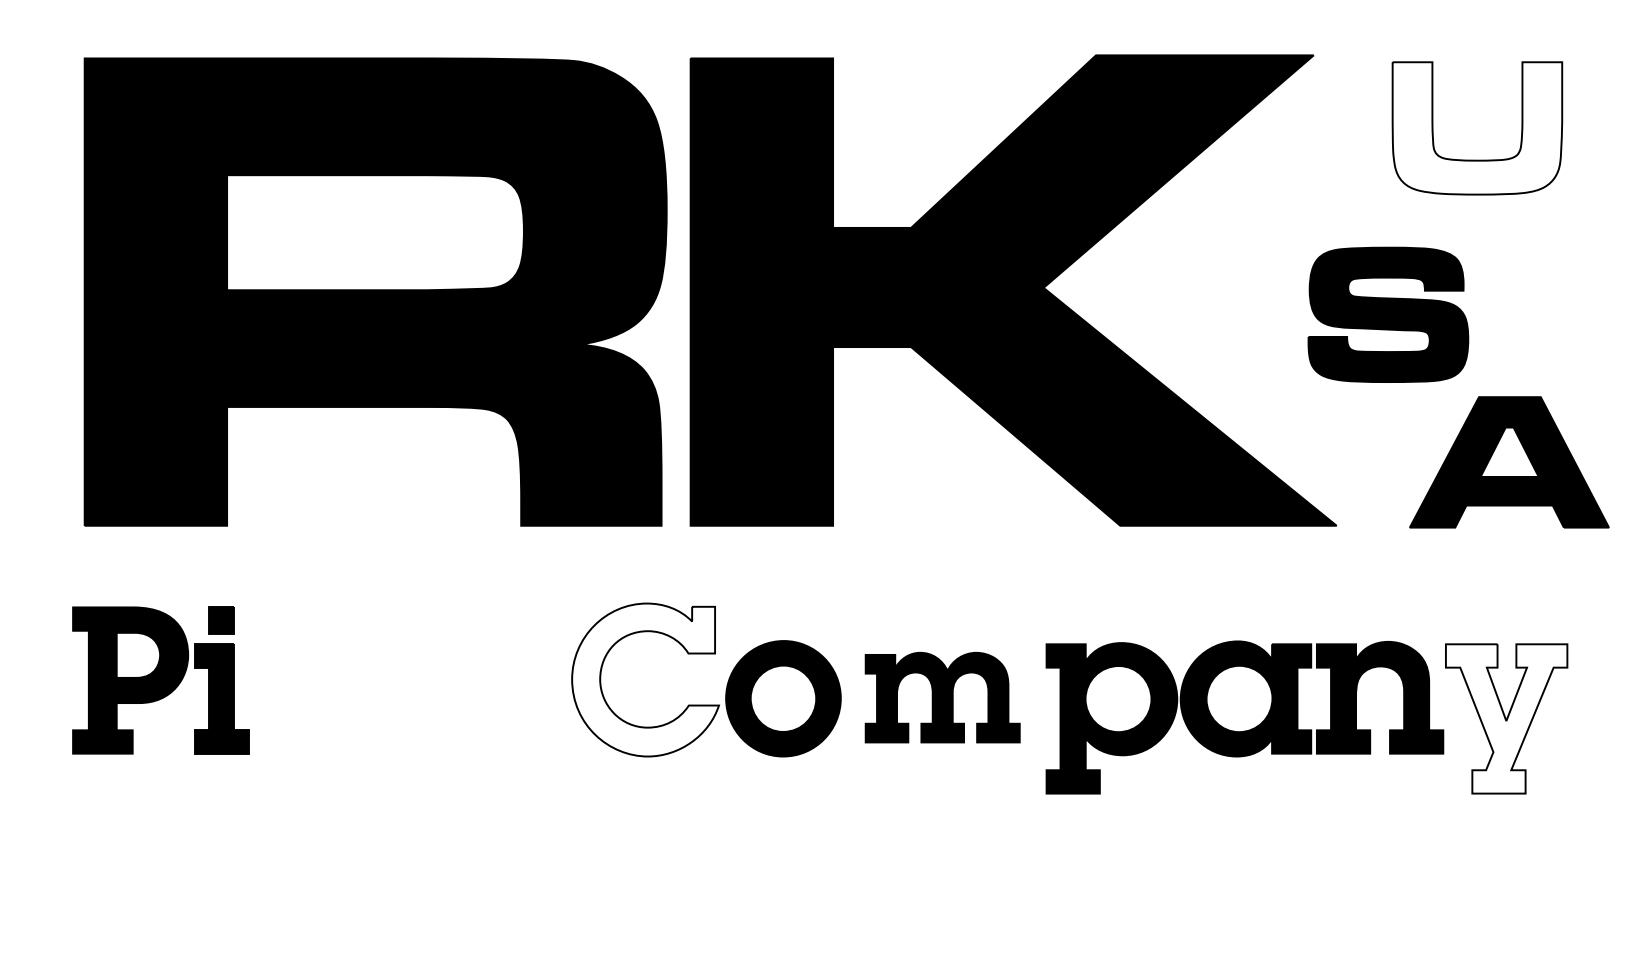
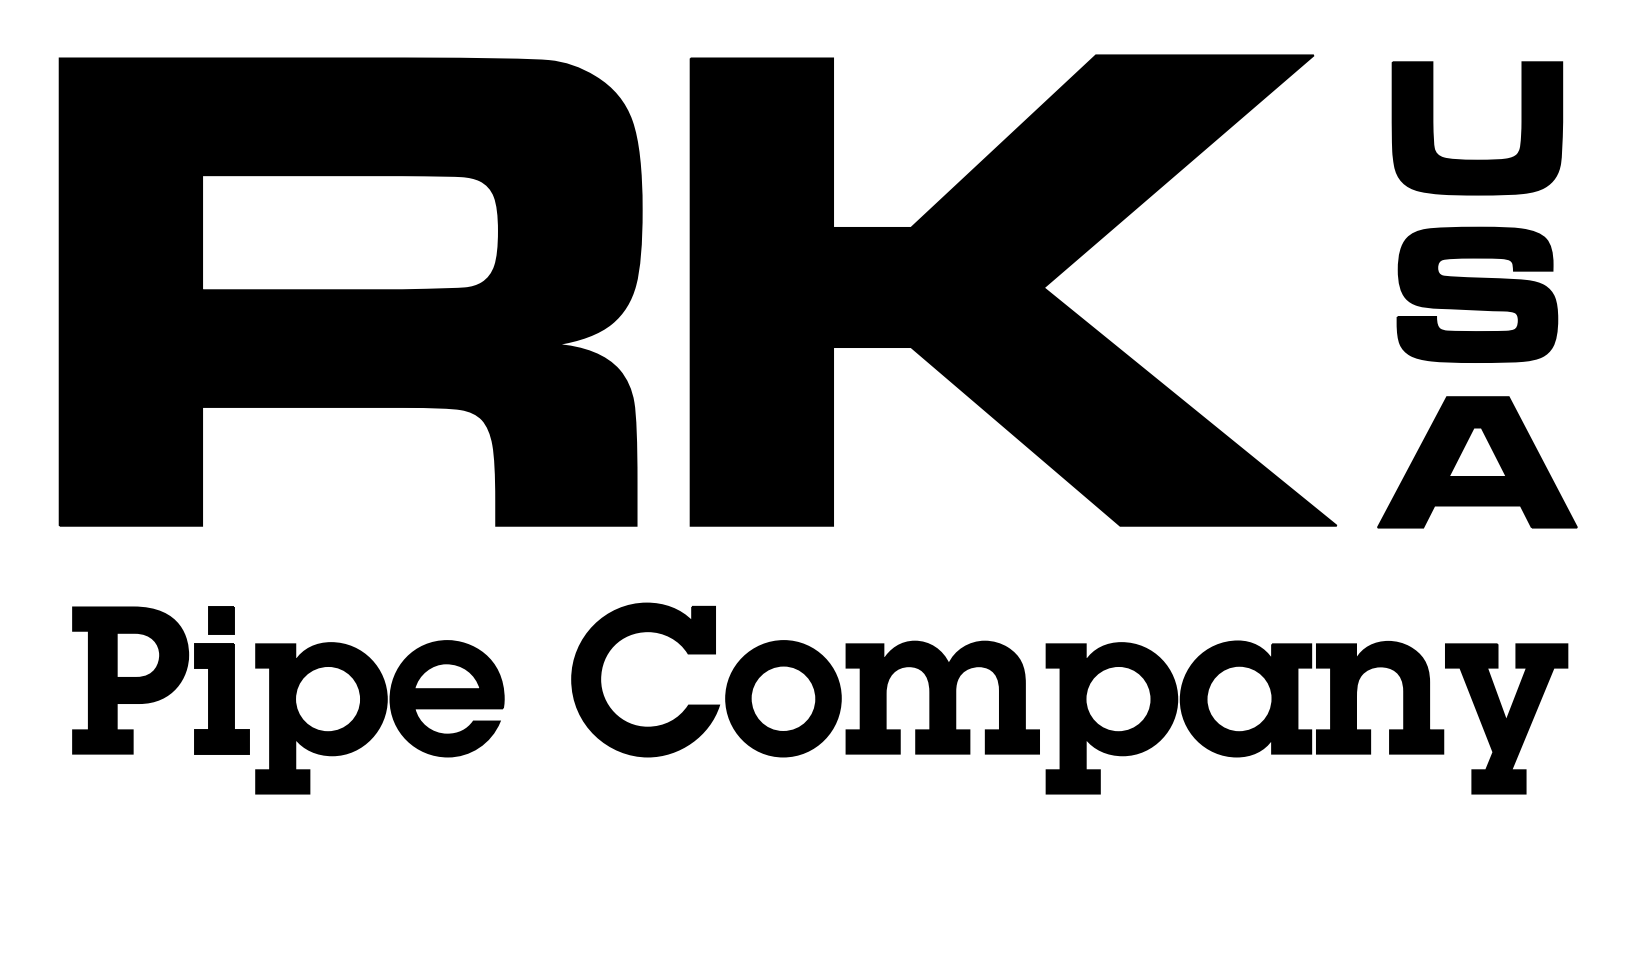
fill: none -> present (1477, 128)
part position: (375, 291) -> (350, 291) (350, 291)
part position: (1388, 314) -> (1477, 294) (1477, 294)
part position: (1509, 462) -> (1477, 462) (1477, 462)
fill: none -> present (645, 679)
part size: 157x93 px -> 195x115 px (942, 697)
part: none -> present (379, 717)
fill: none -> present (1506, 718)
